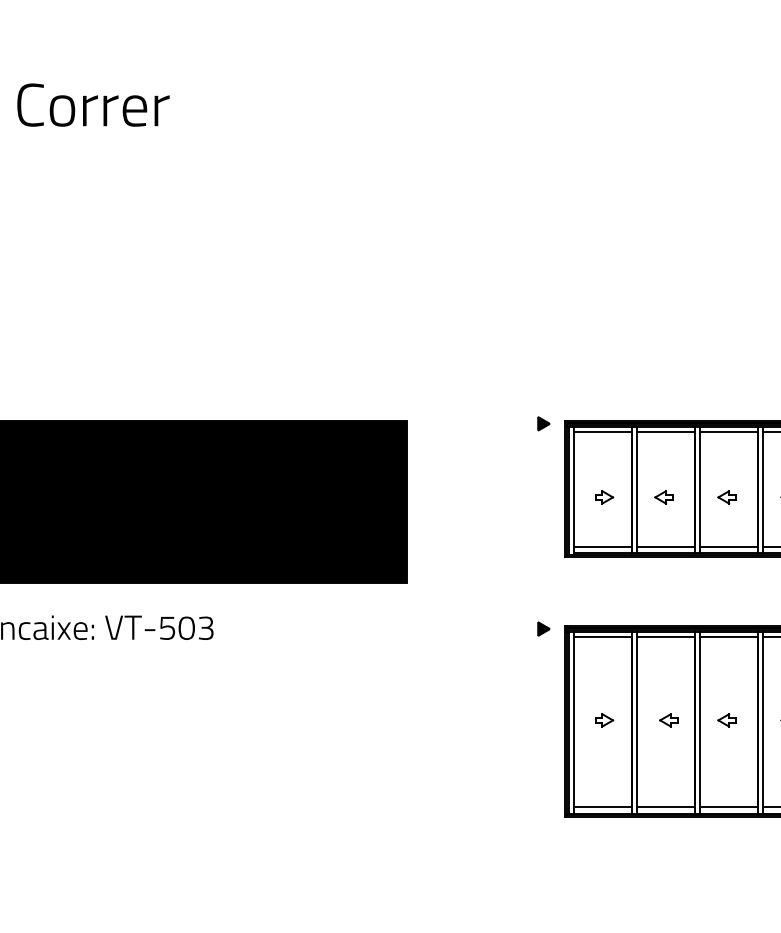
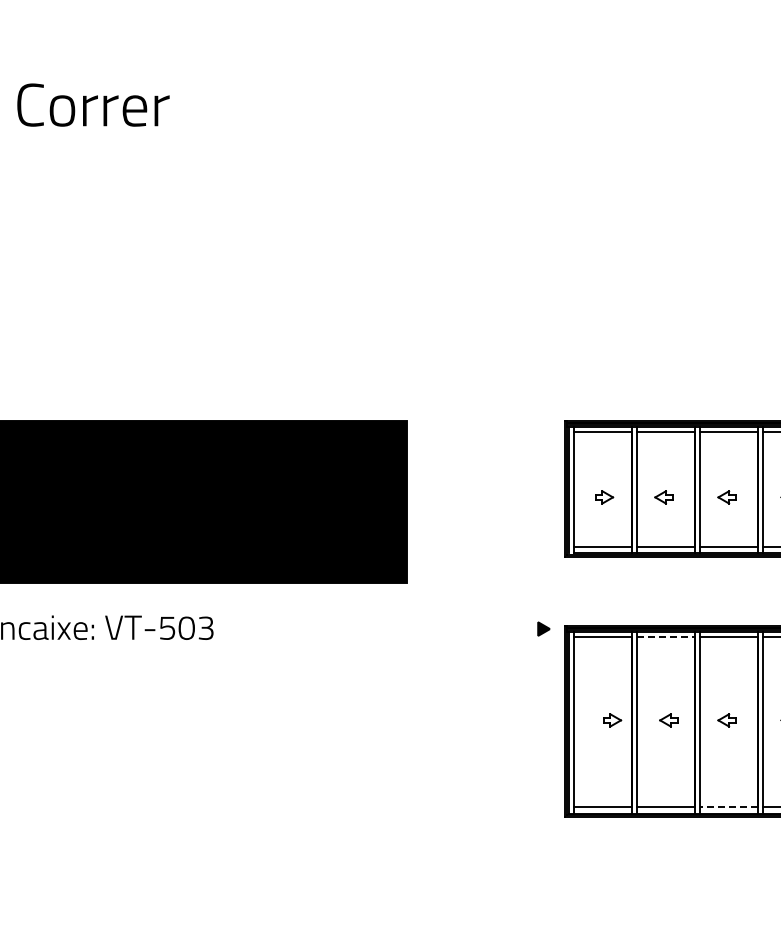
part: present -> none (543, 423)
line: solid -> dashed (665, 637)
part position: (604, 720) -> (612, 720) (612, 720)
line: solid -> dashed (728, 807)
